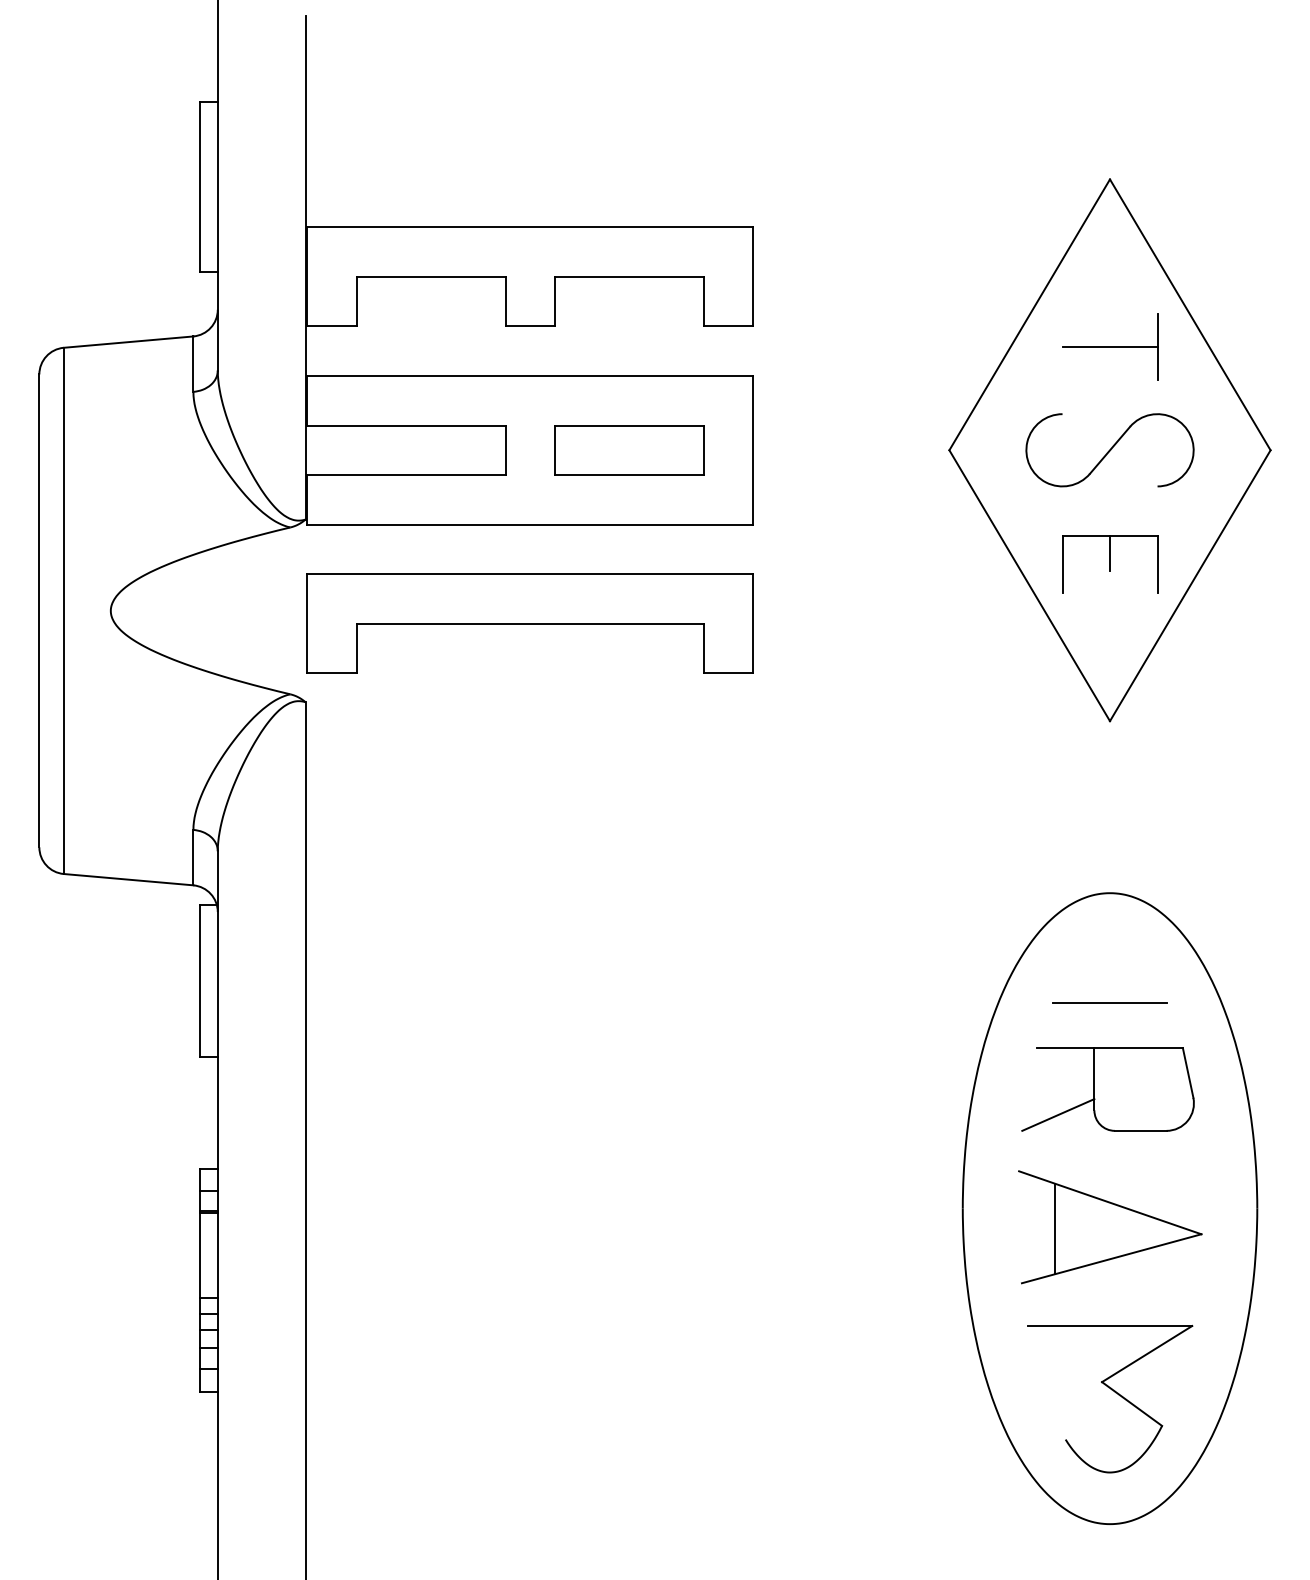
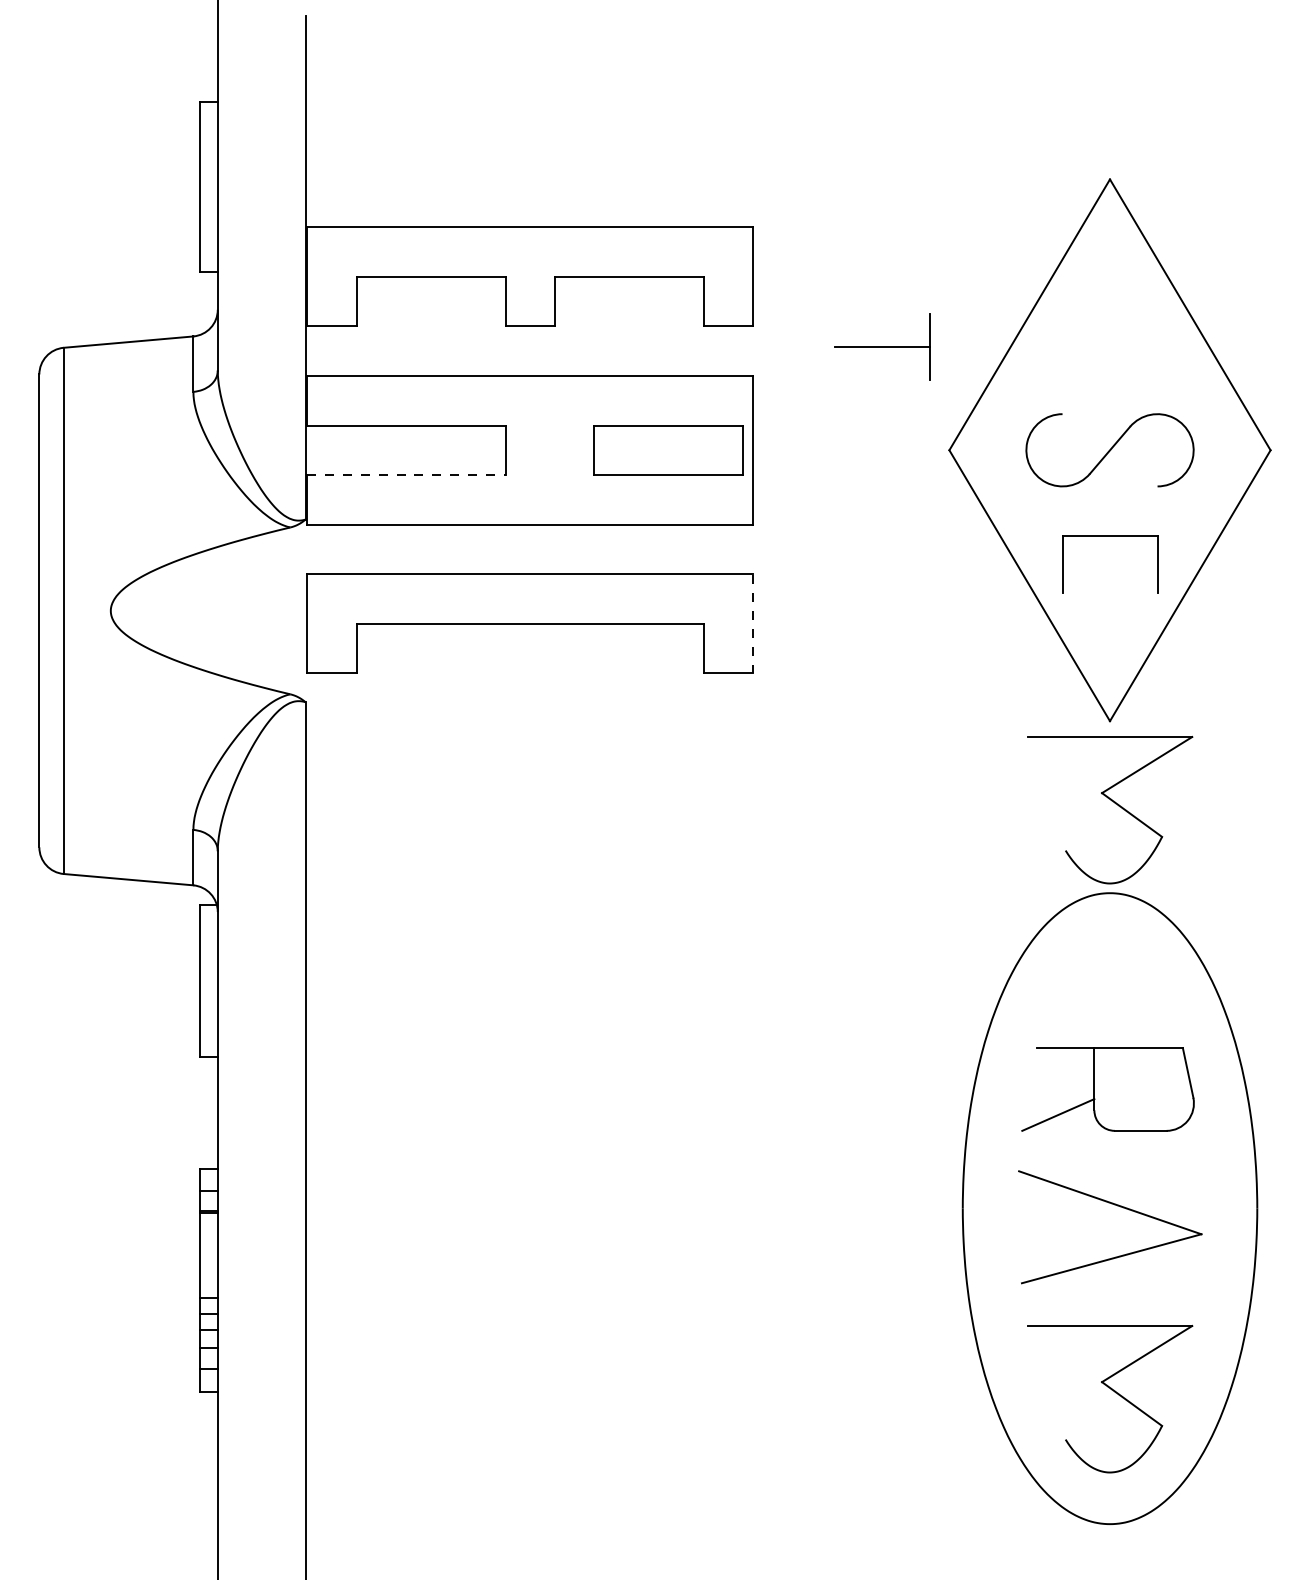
part position: (1110, 346) -> (882, 346) (882, 346)
part position: (629, 450) -> (668, 450) (668, 450)
line: solid -> dashed (407, 475)
line: present -> none (1109, 553)
line: solid -> dashed (753, 623)
part: none -> present (1115, 804)
line: present -> none (1109, 1002)
line: present -> none (1055, 1228)
